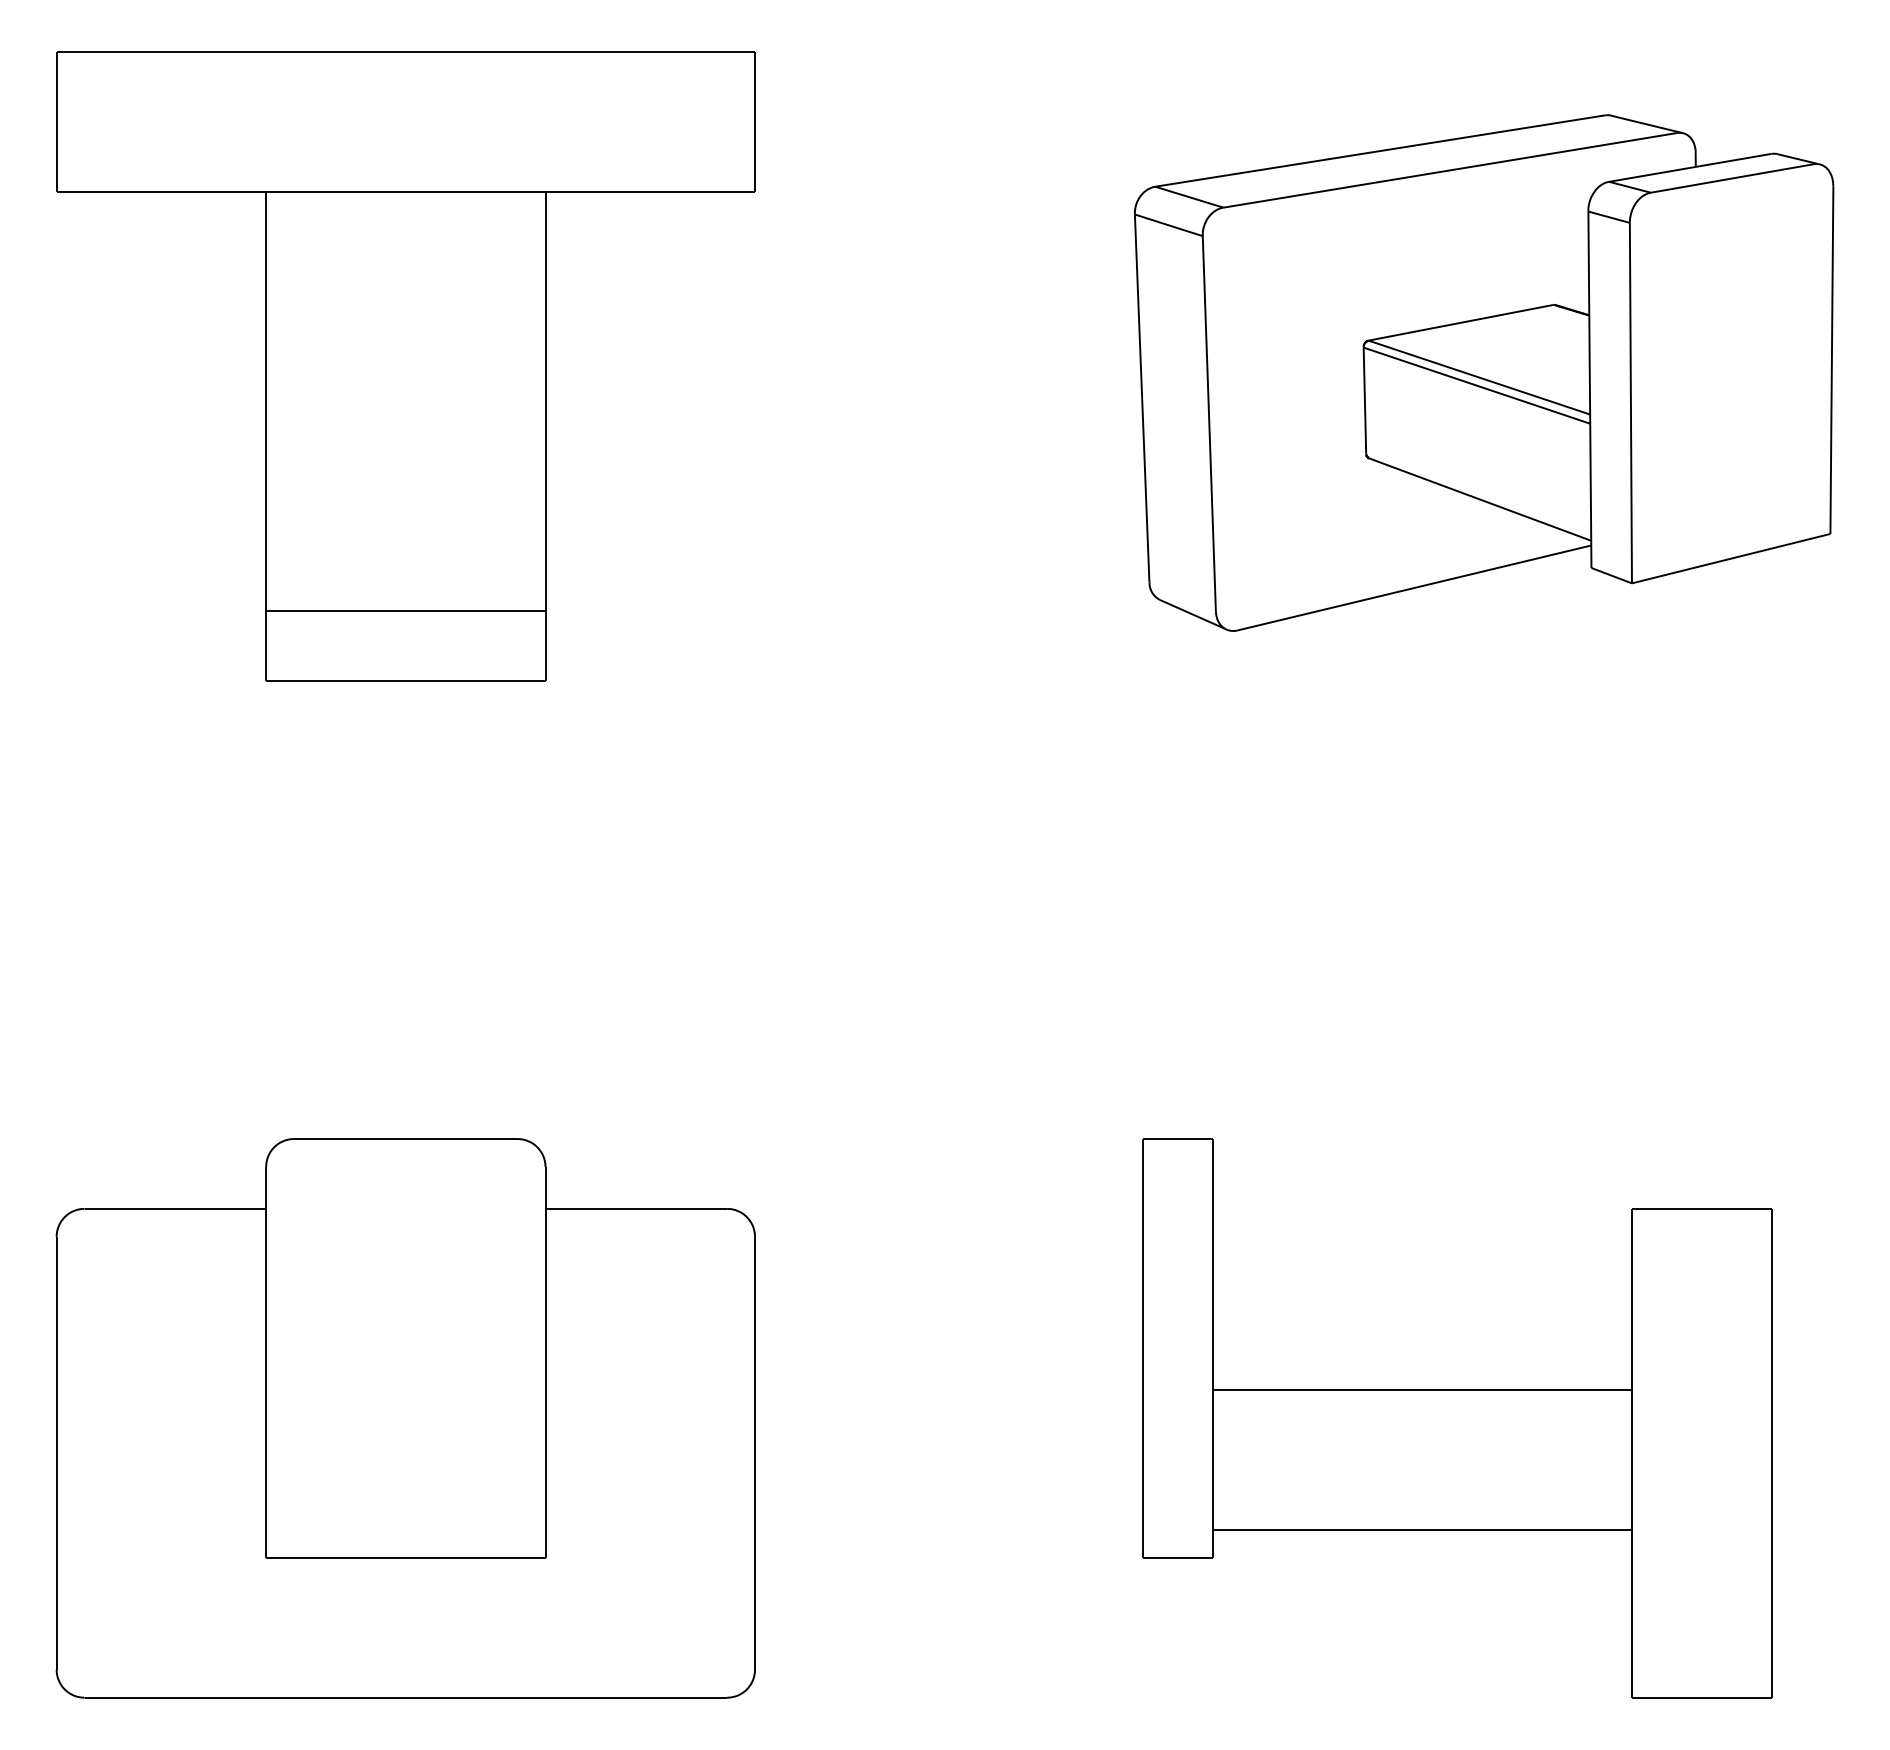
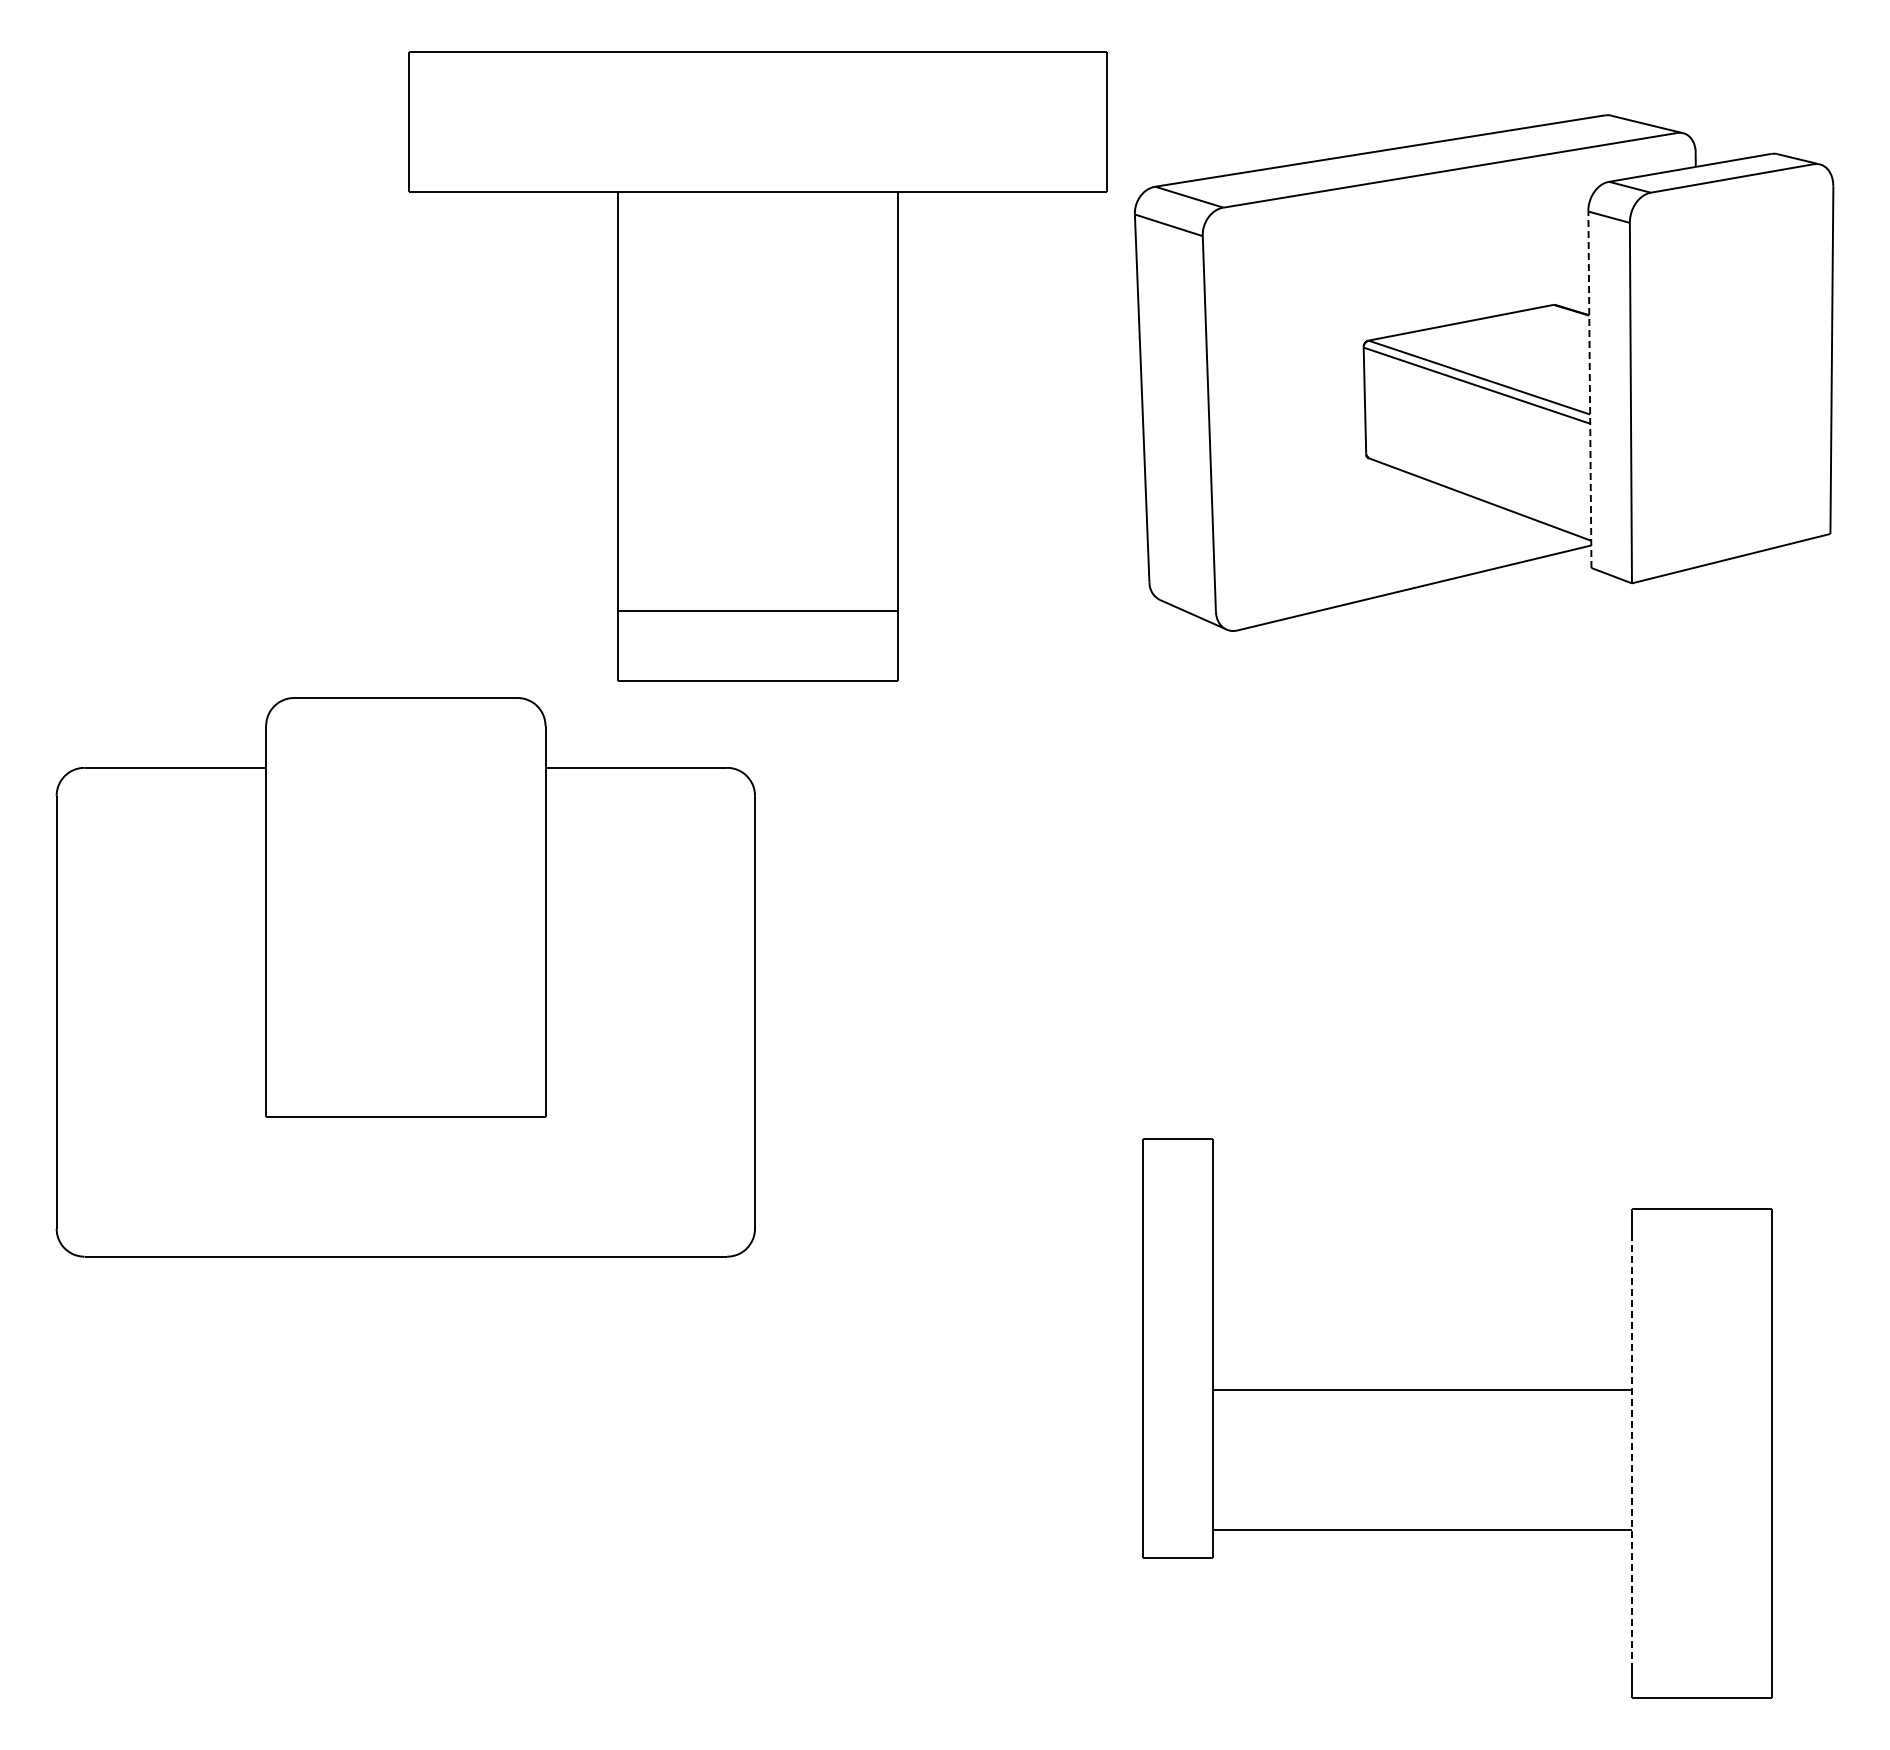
part position: (405, 366) -> (757, 366) (757, 366)
line: solid -> dashed (1589, 389)
part position: (405, 1418) -> (405, 977) (405, 977)
line: solid -> dashed (1632, 1452)
